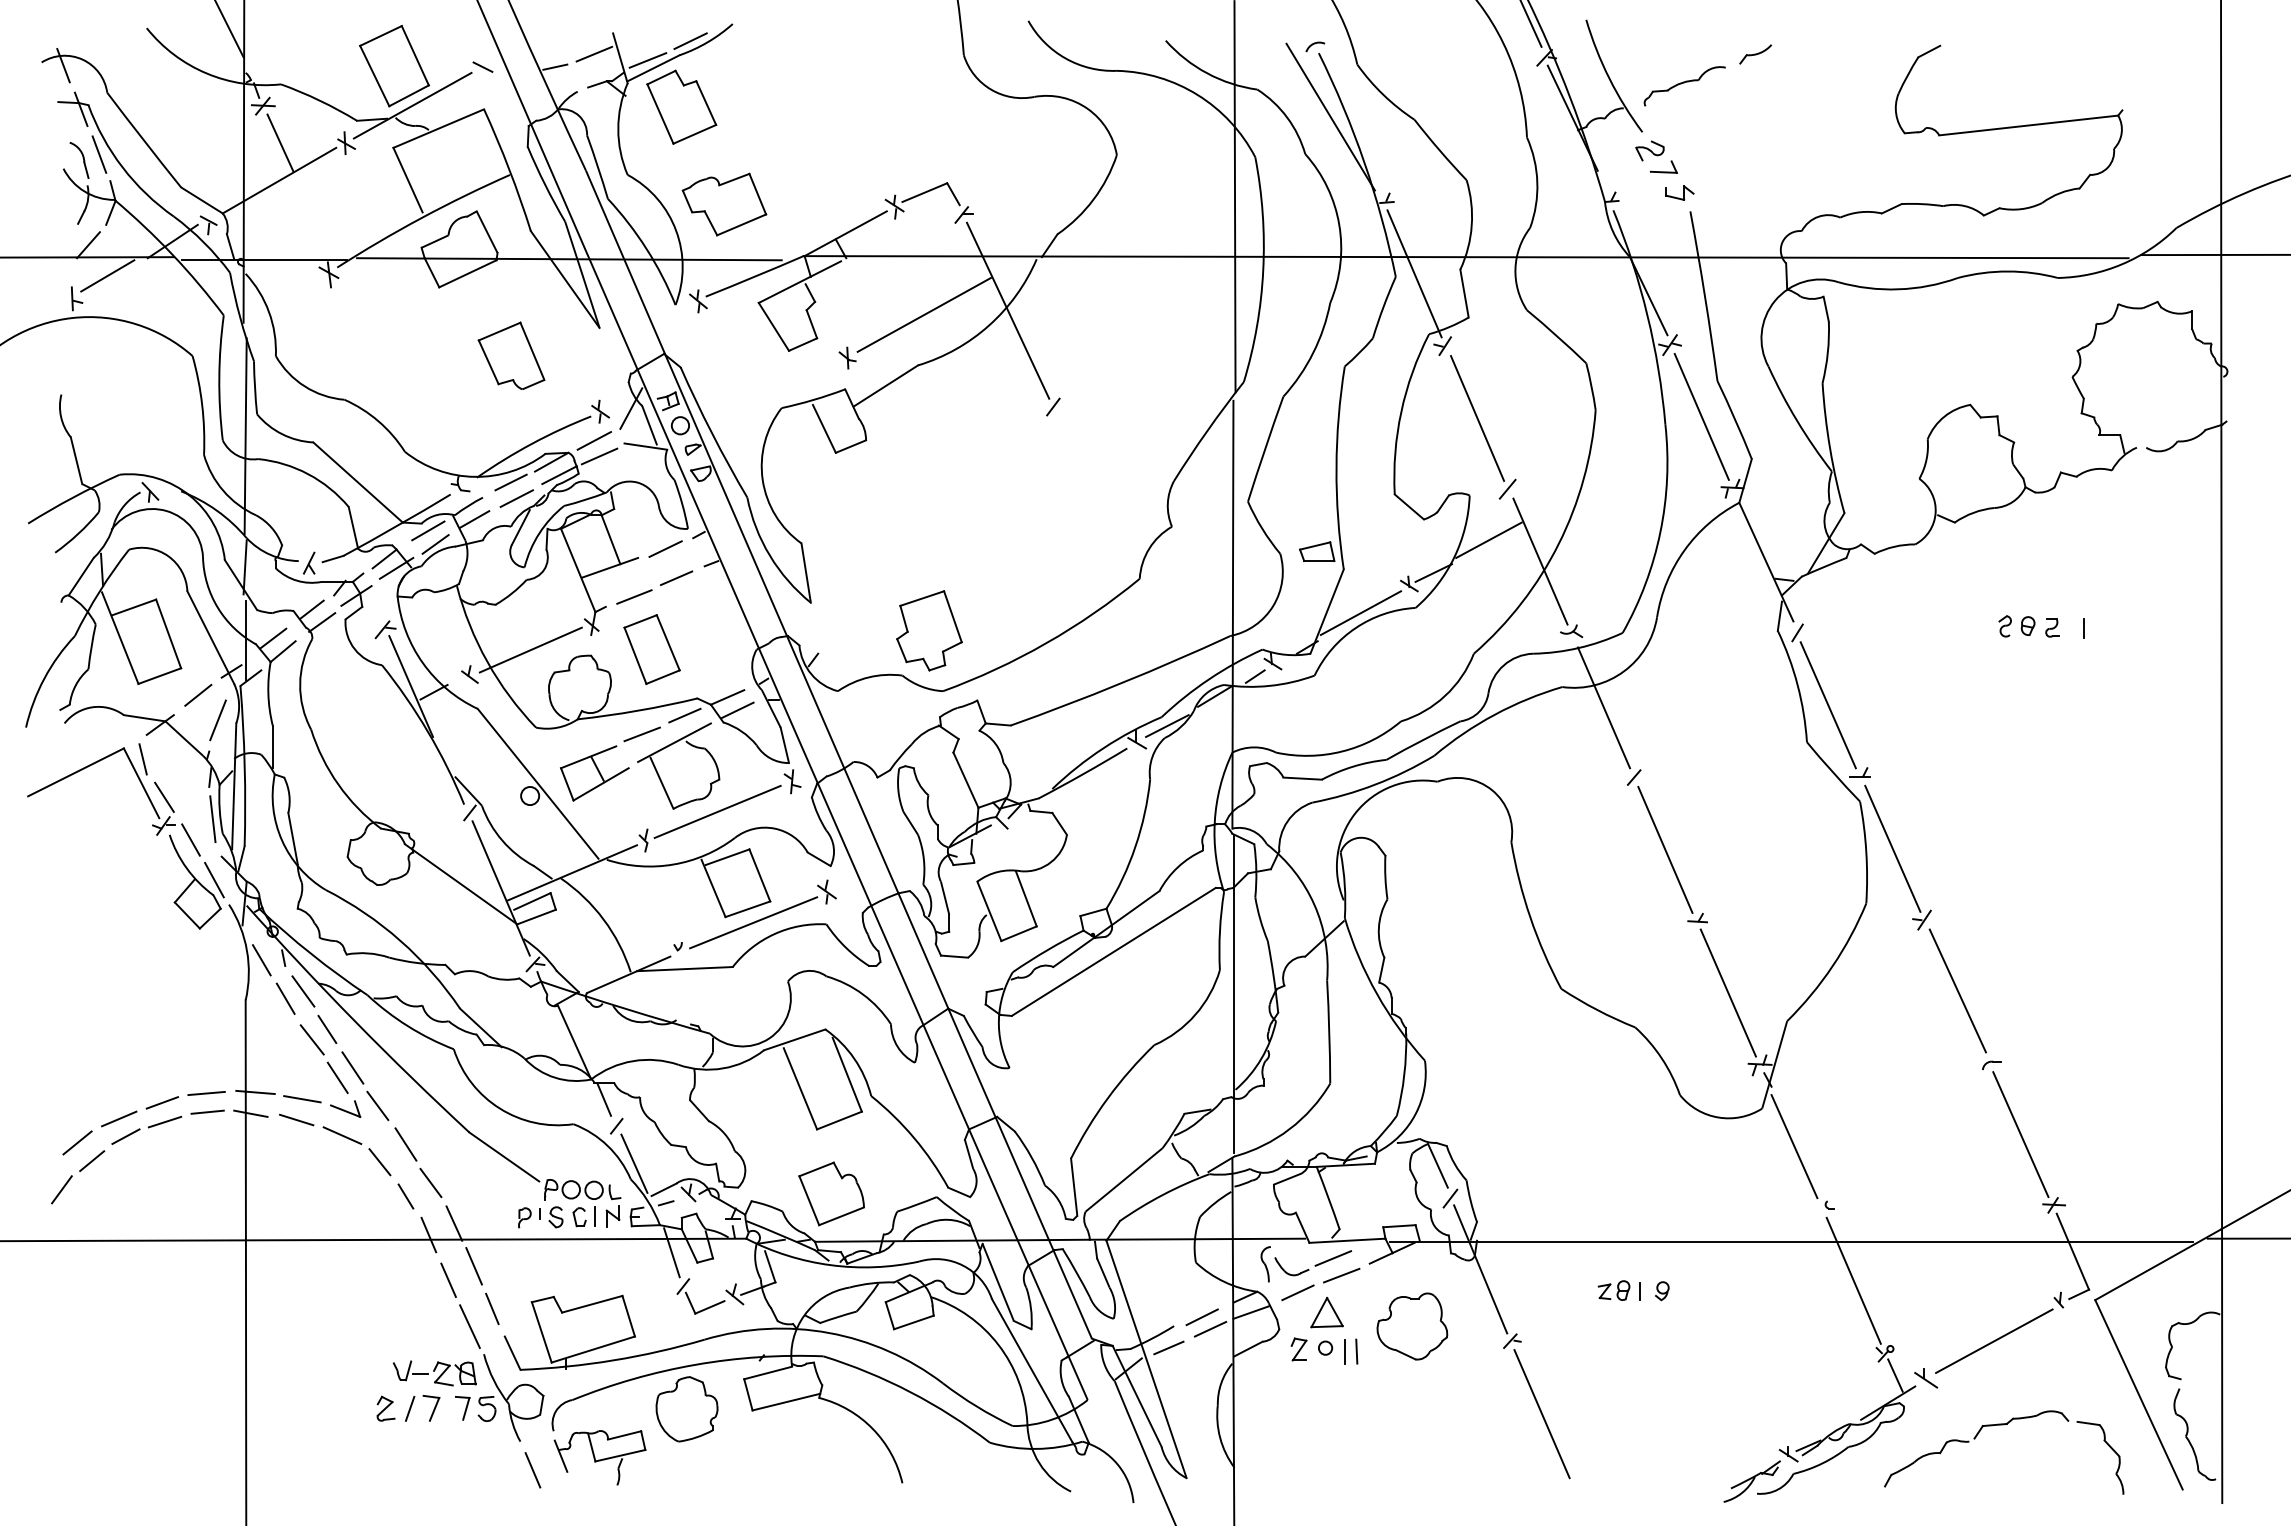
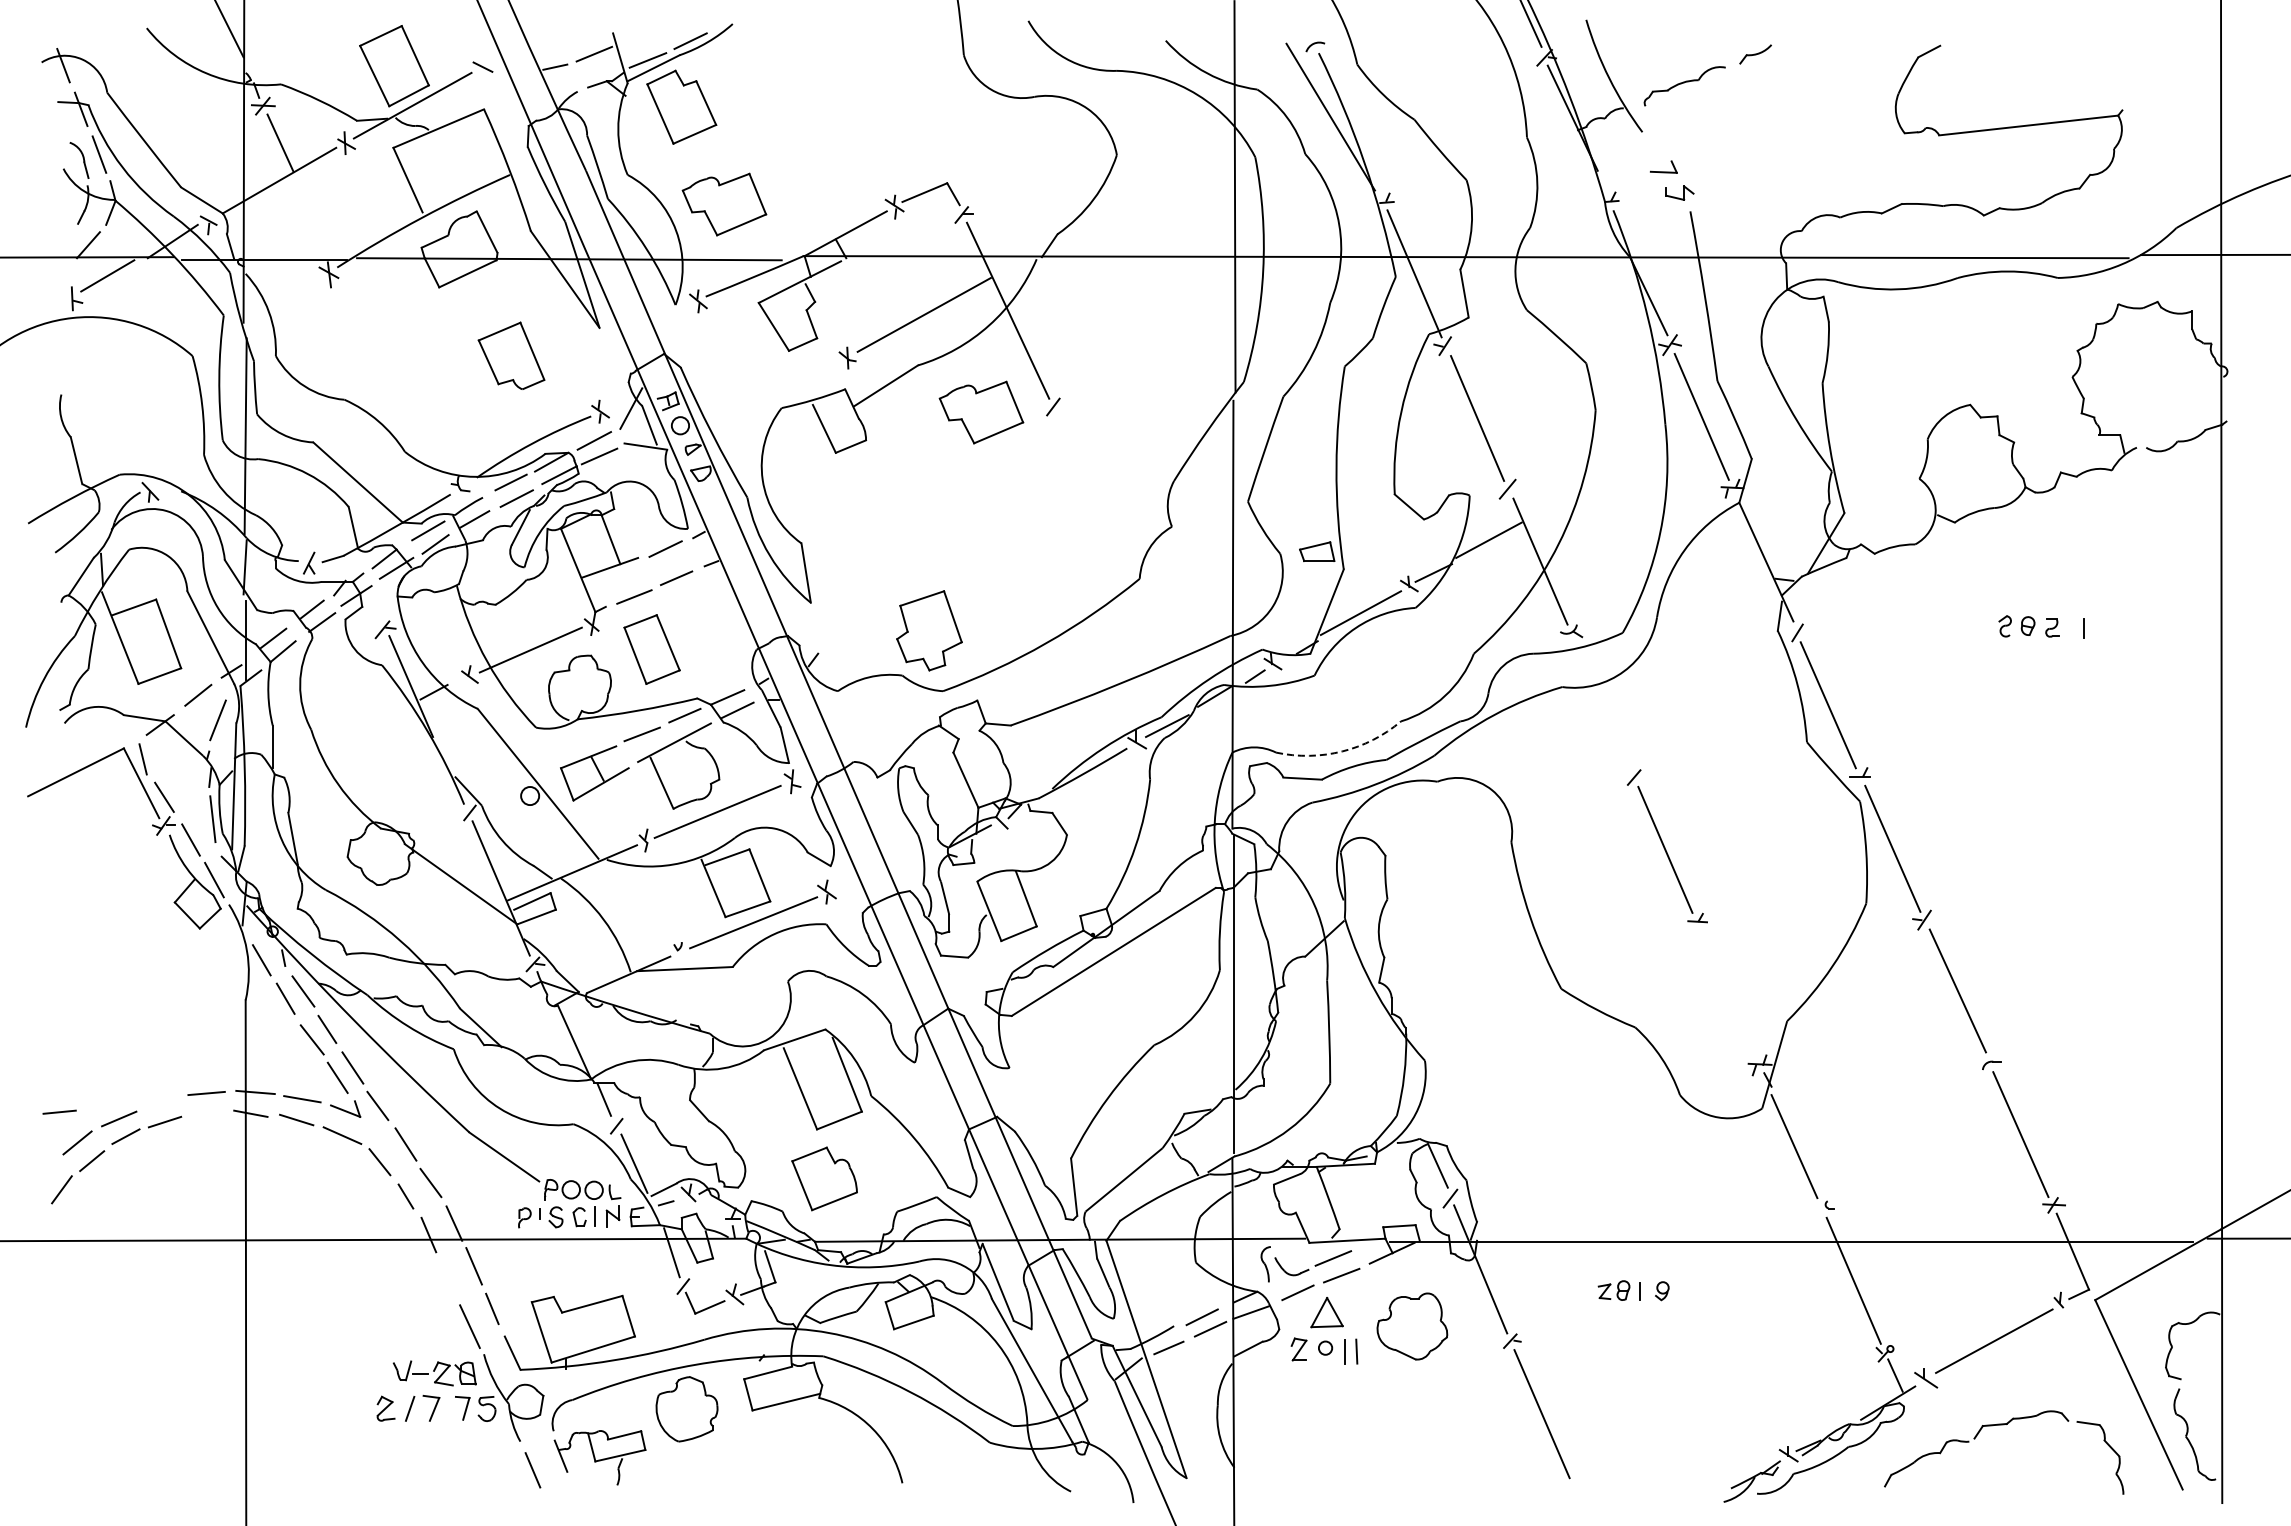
part: present -> none (1649, 150)
part: none -> present (981, 412)
line: present -> none (1603, 707)
arc: solid -> dashed (1342, 751)
line: present -> none (1727, 992)
line: present -> none (162, 1102)
line position: (207, 1111) -> (59, 1111) (59, 1111)
part position: (831, 1193) -> (824, 1178) (824, 1178)
line: present -> none (448, 1279)
